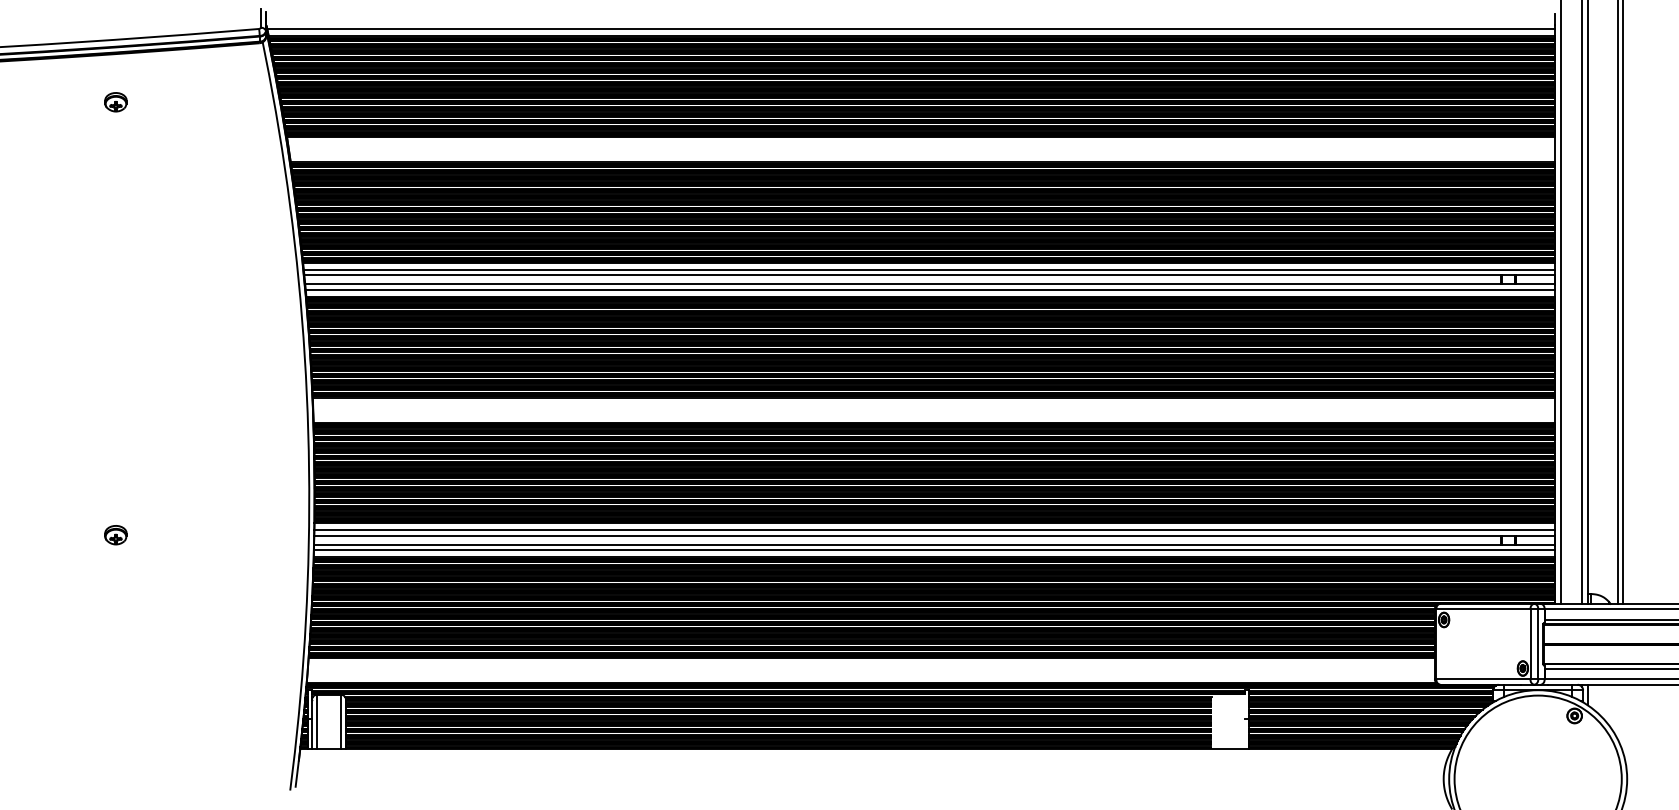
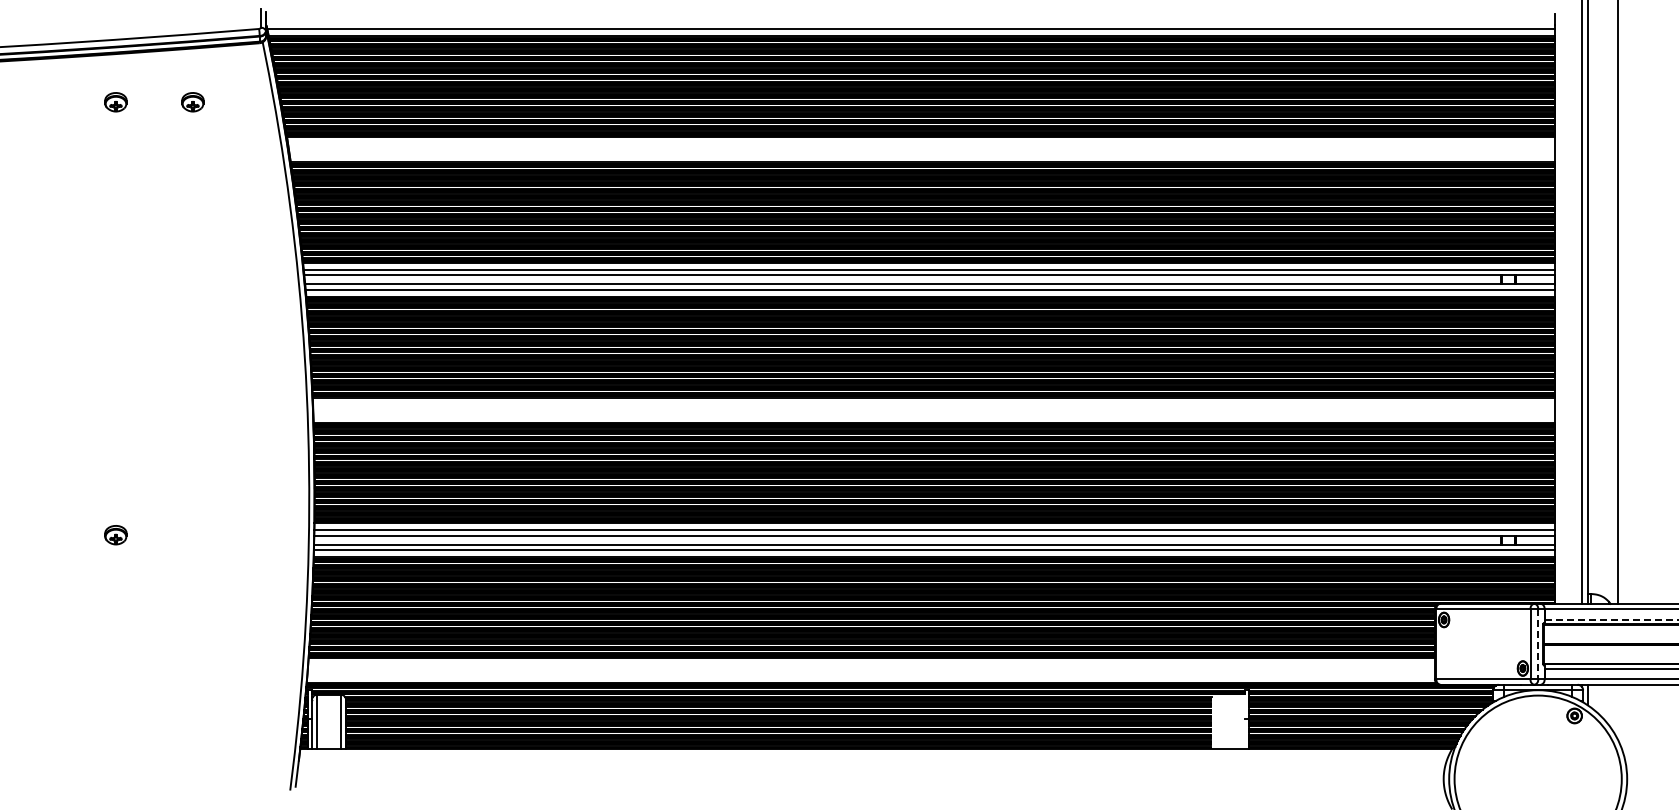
part: none -> present (192, 102)
line: present -> none (1560, 302)
line: present -> none (1623, 302)
line: solid -> dashed (1611, 619)
line: solid -> dashed (1538, 644)
